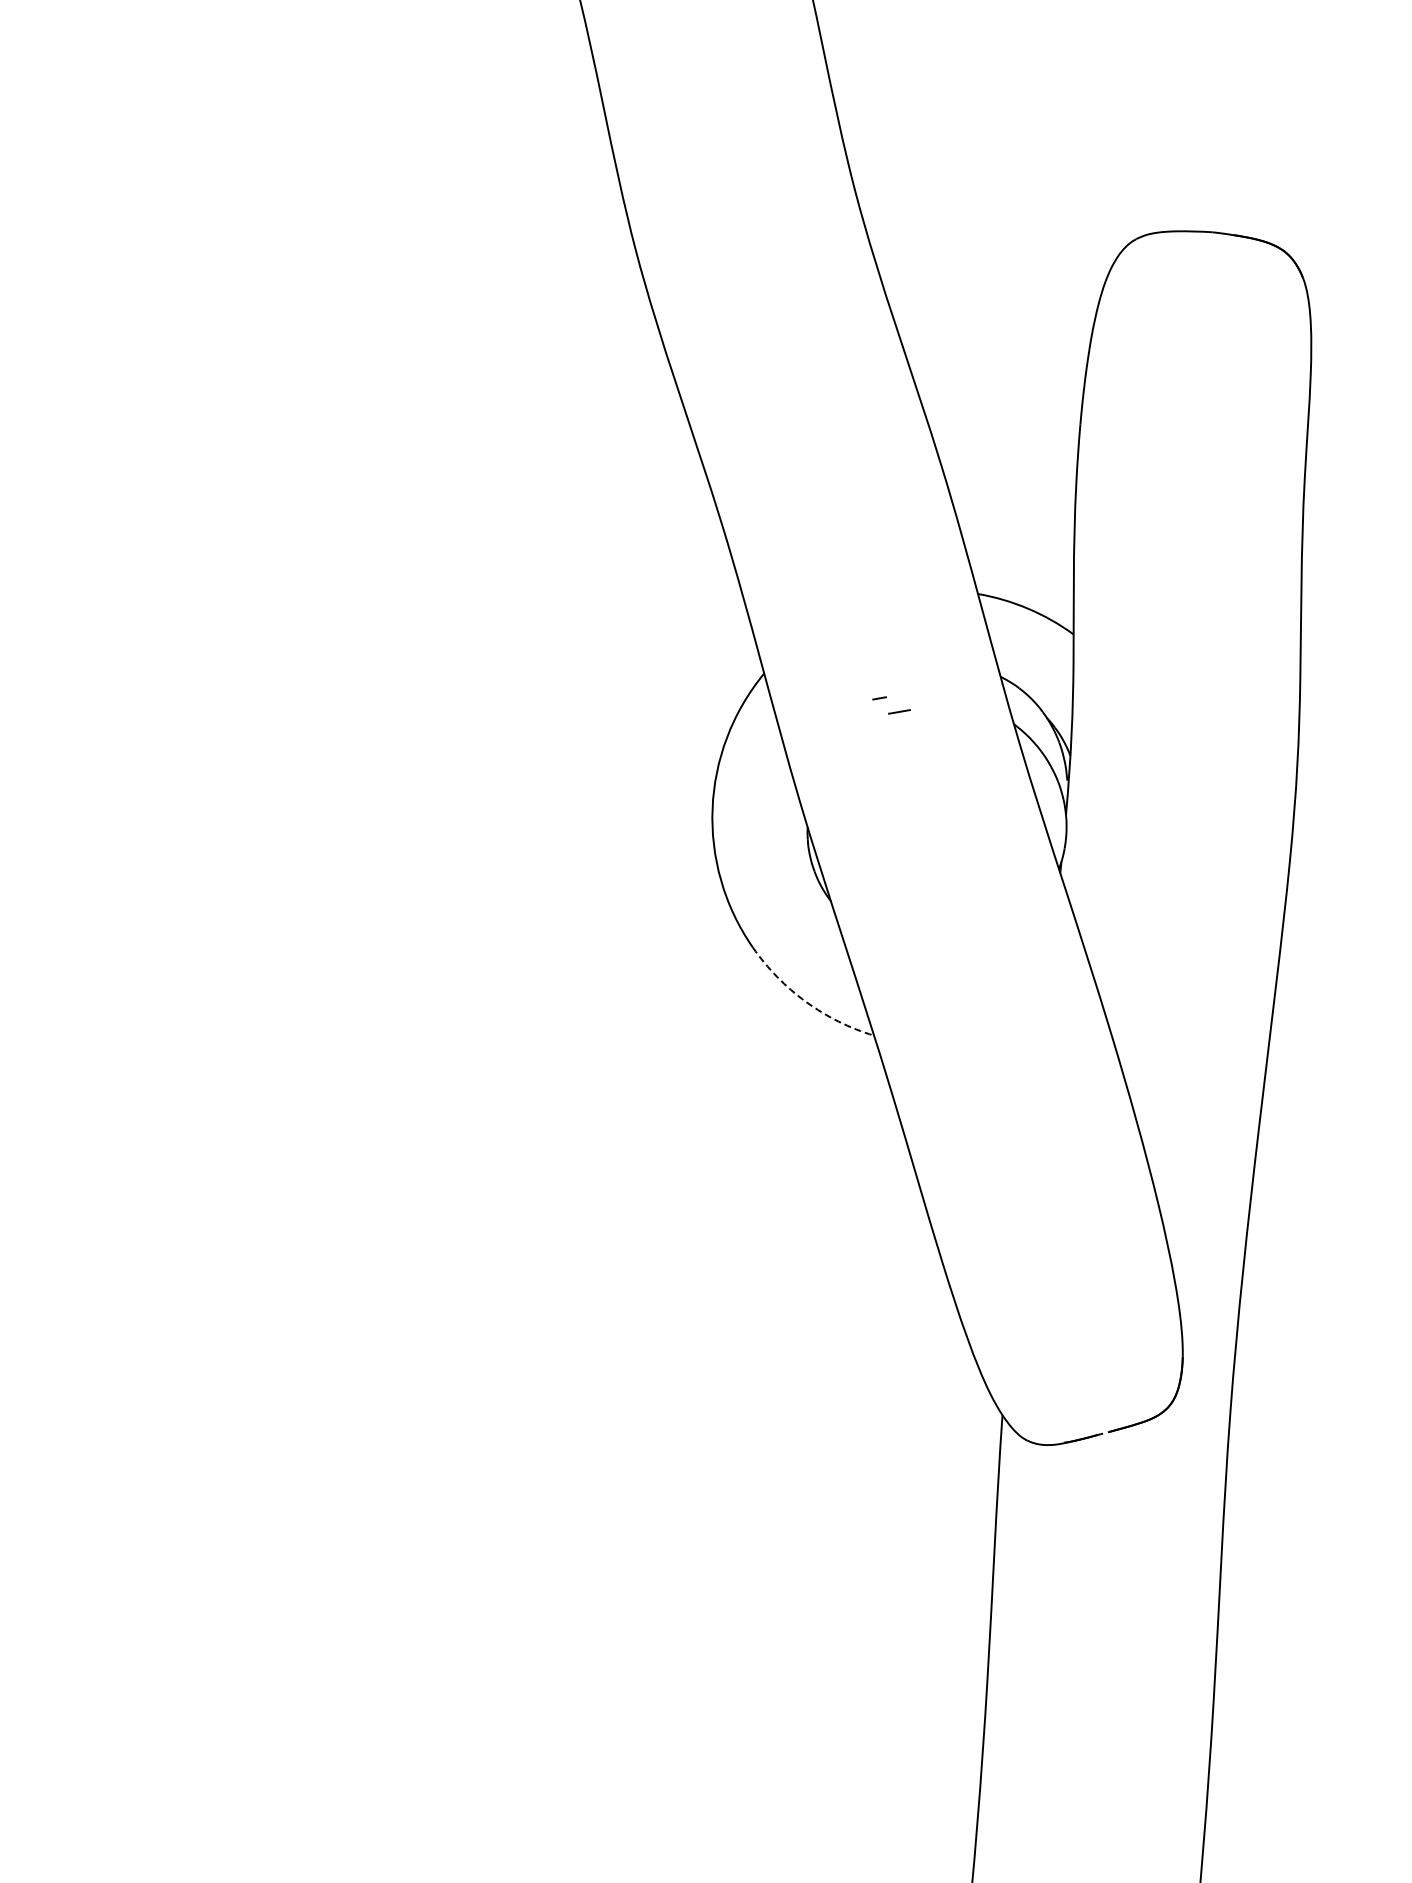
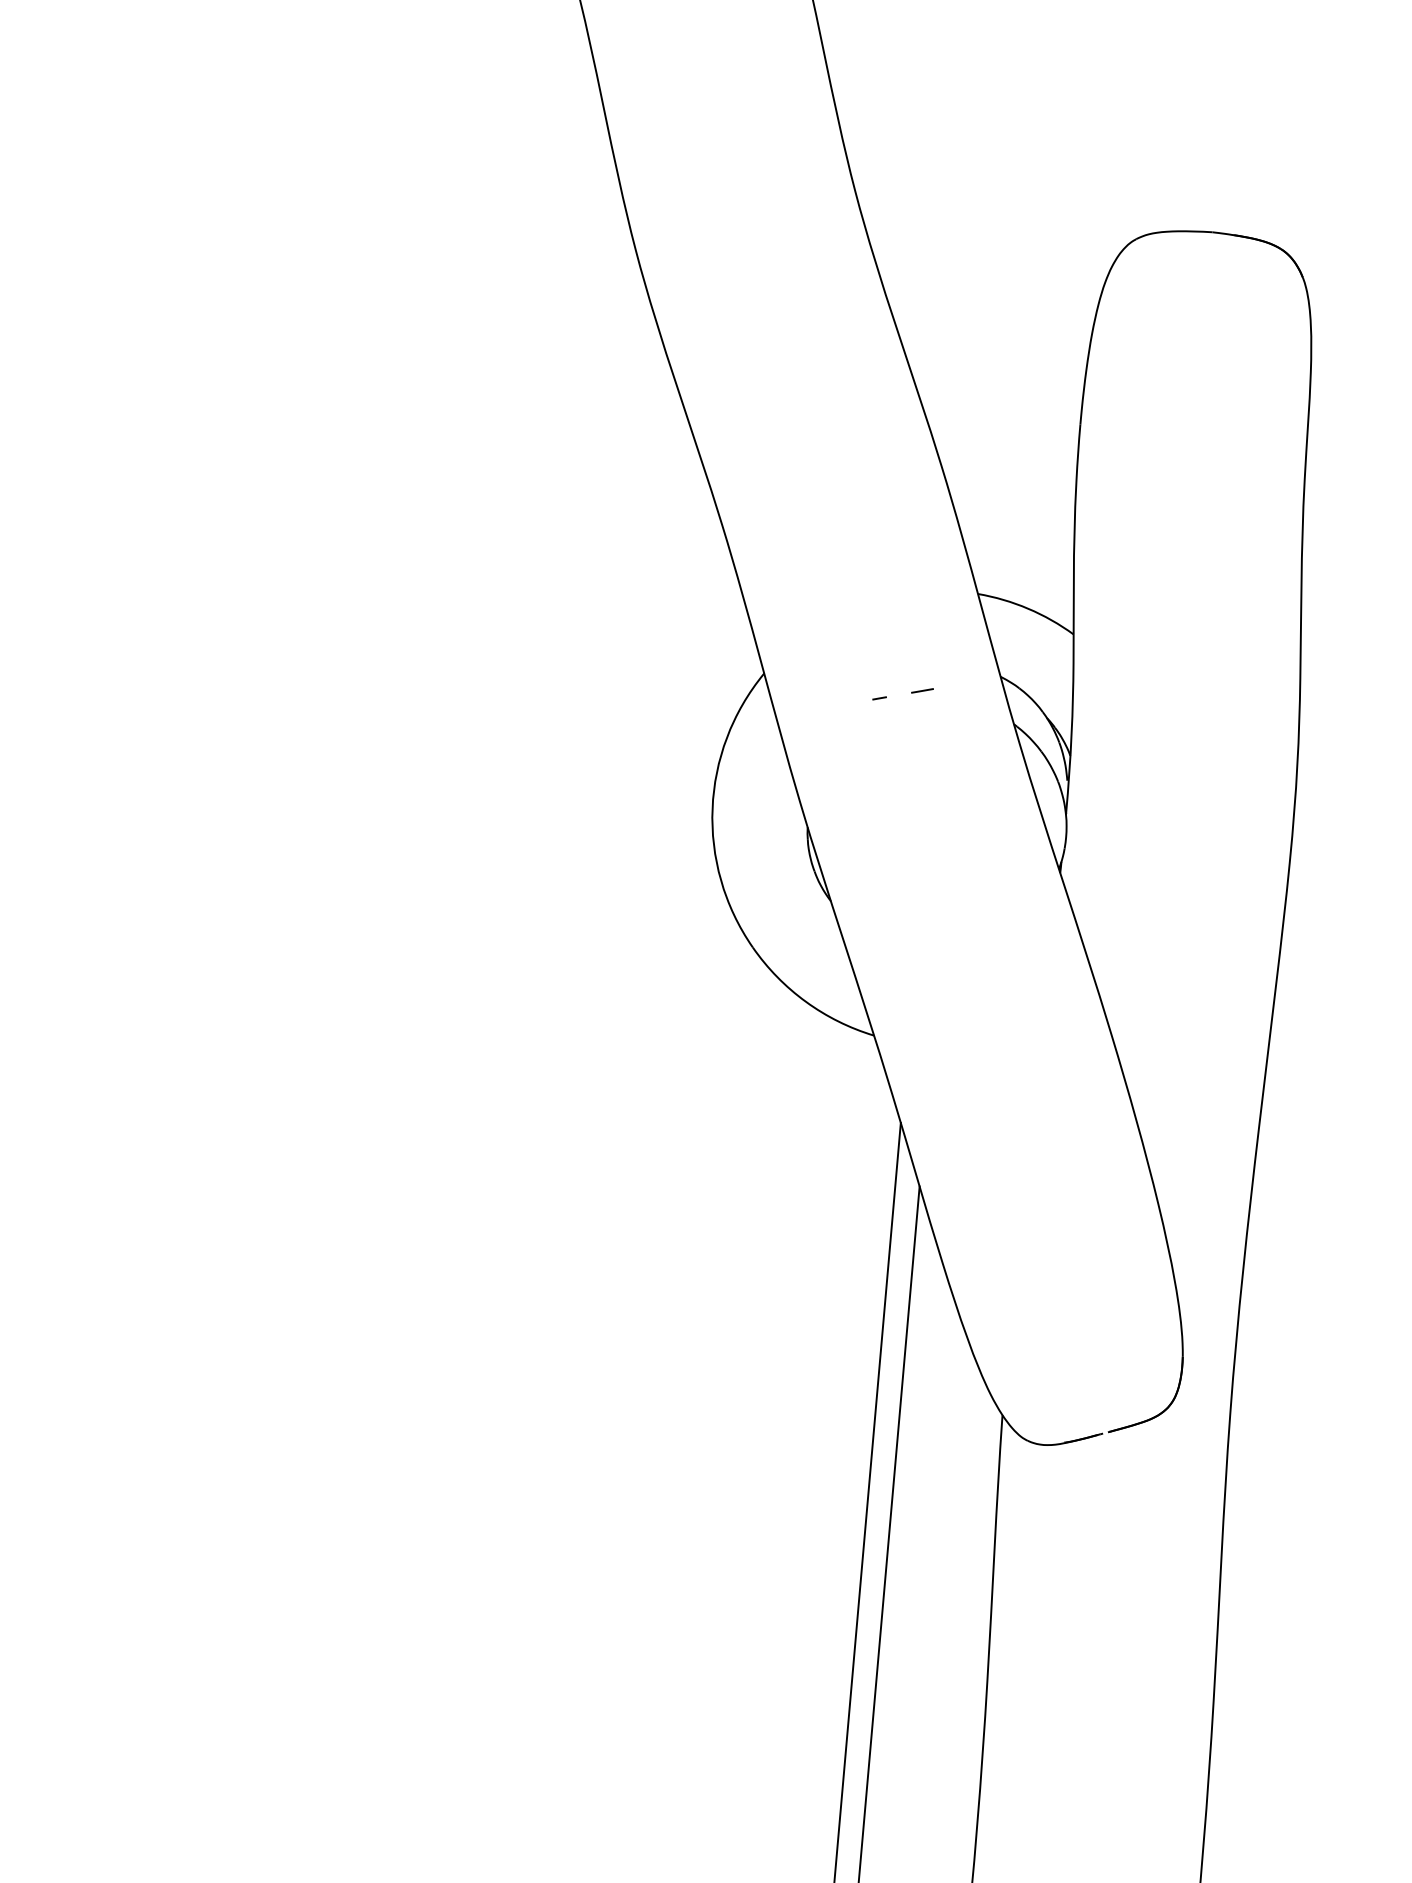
line position: (899, 711) -> (922, 690) (922, 690)
arc: dashed -> solid (806, 1001)
line: none -> present (867, 1500)
line: none -> present (888, 1532)
